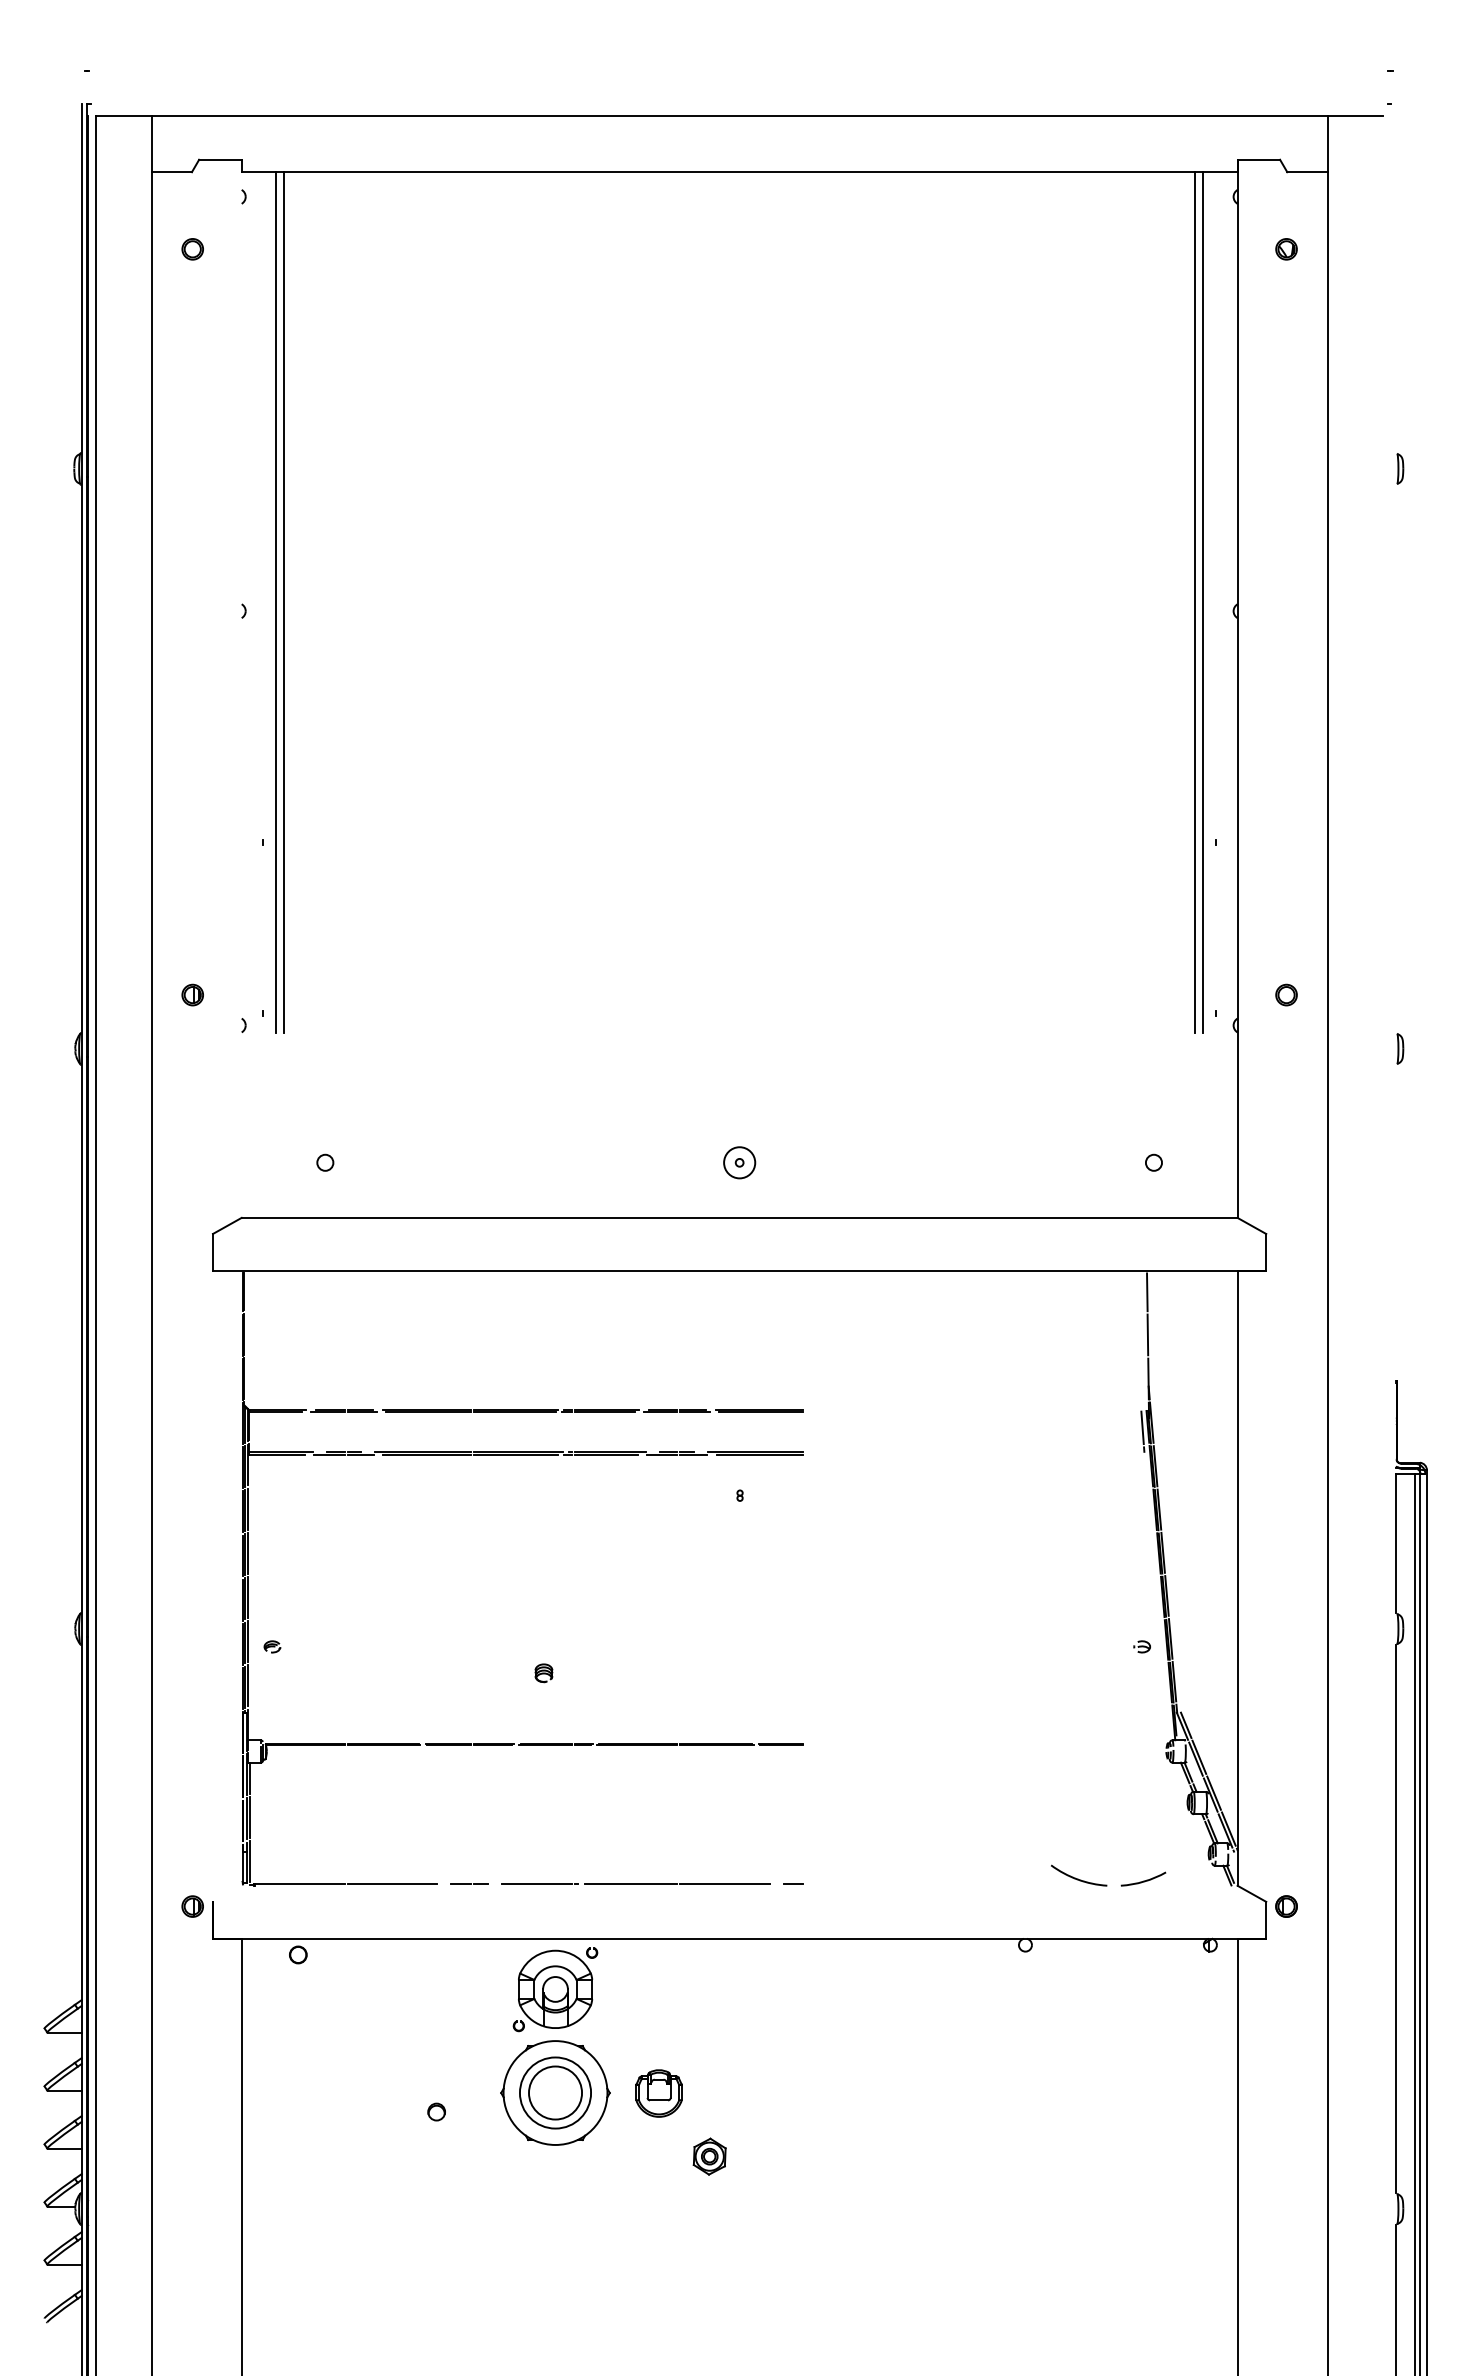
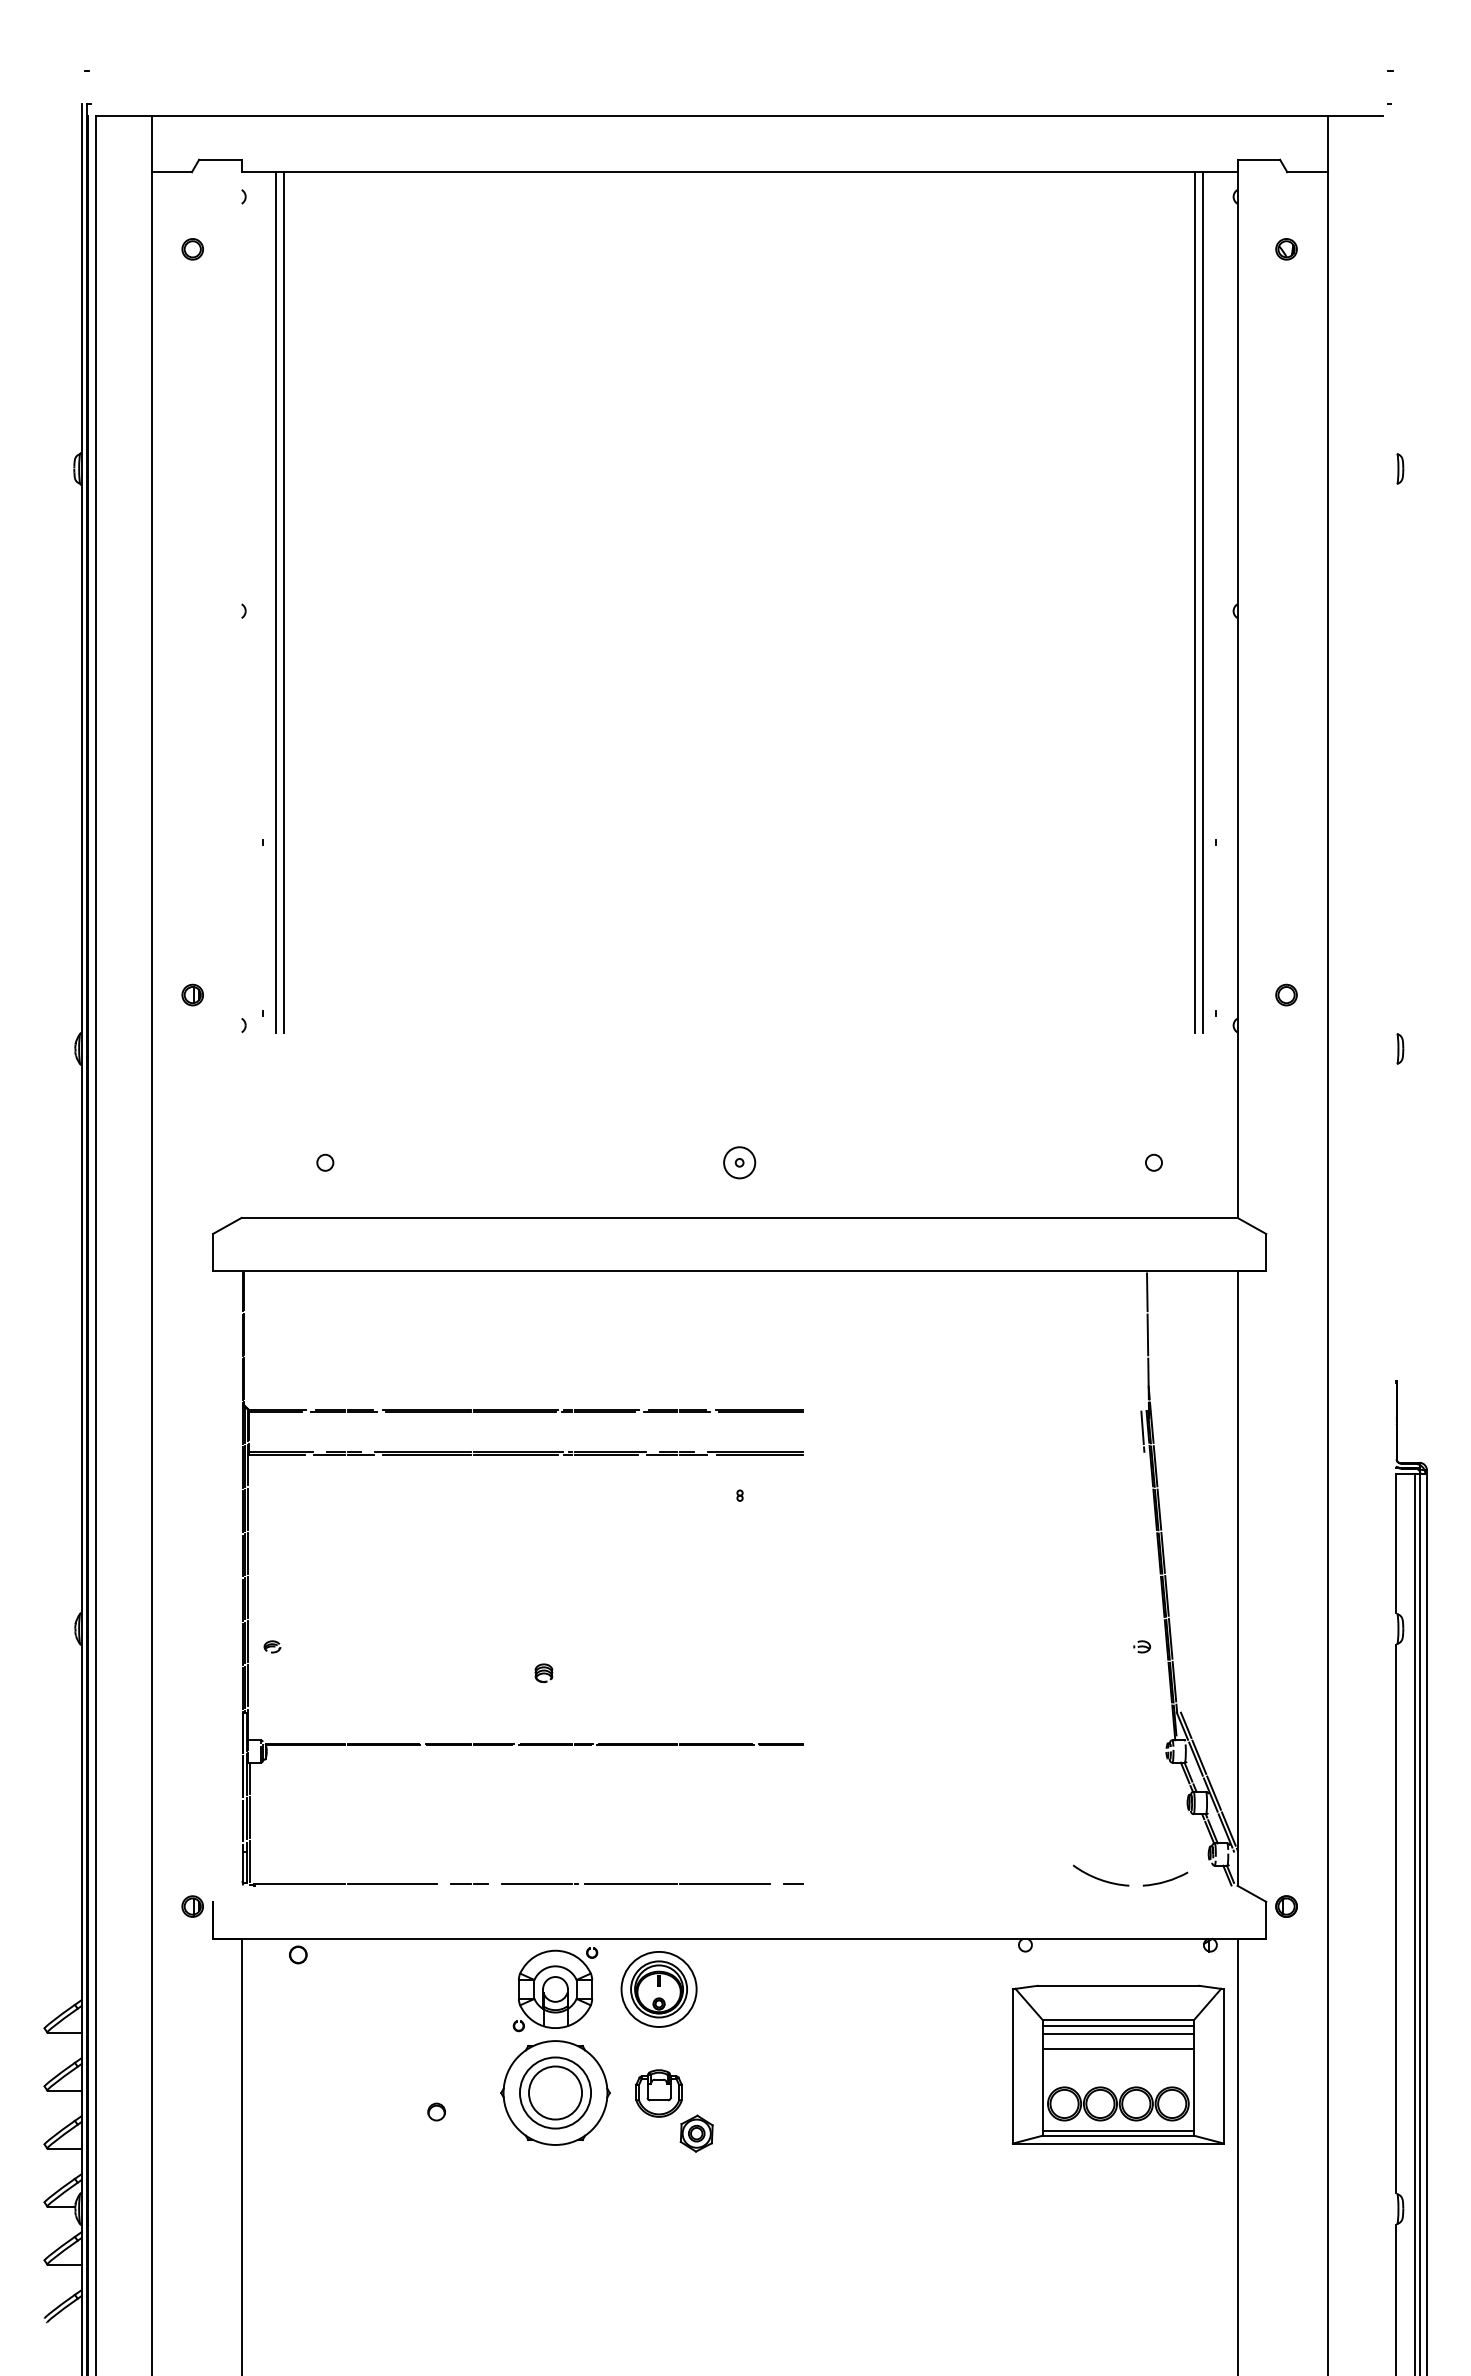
part position: (1106, 1884) -> (1128, 1884) (1128, 1884)
part: none -> present (658, 1989)
part: none -> present (1117, 2064)
part position: (709, 2156) -> (696, 2133) (696, 2133)
